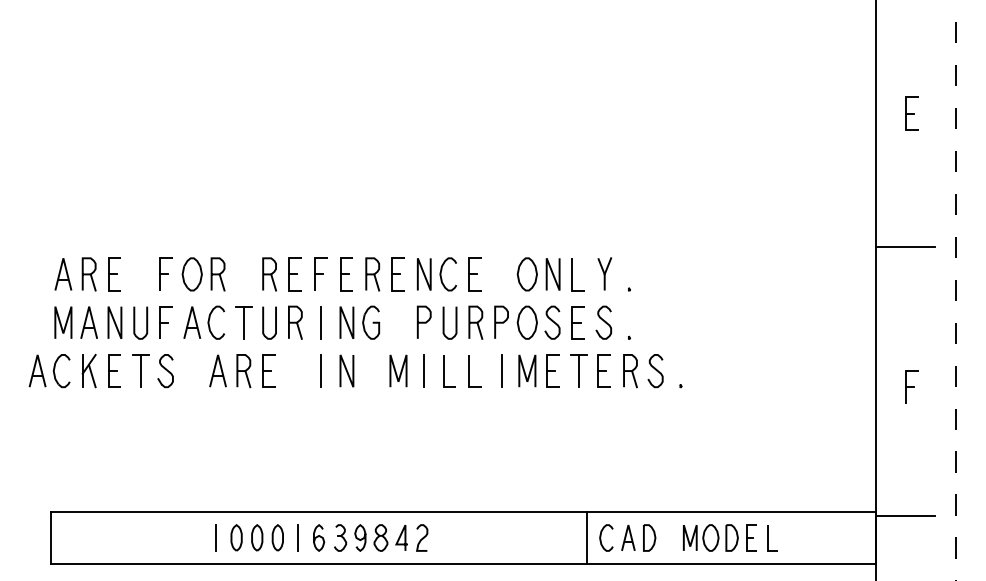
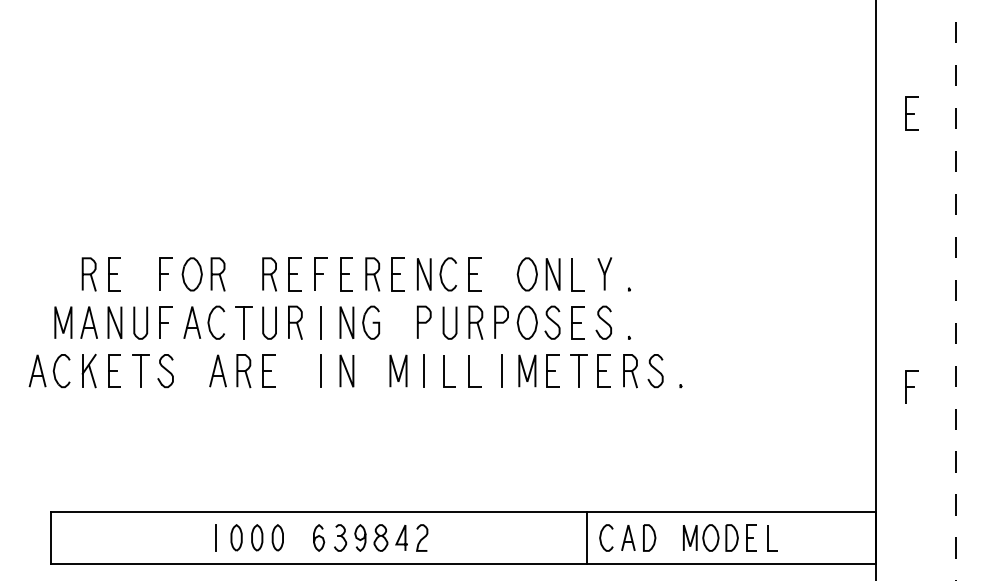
line: present -> none (904, 247)
part: present -> none (63, 274)
line: present -> none (904, 515)
line: present -> none (298, 537)
